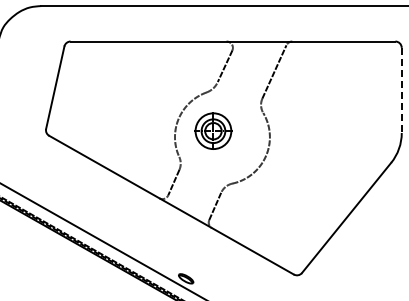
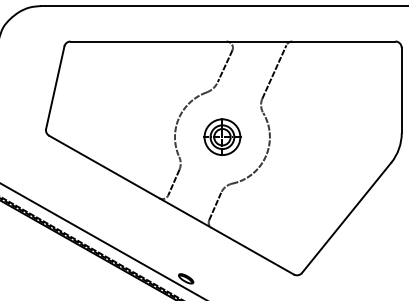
line: dashed -> solid (401, 90)
part position: (213, 130) -> (222, 136) (222, 136)
